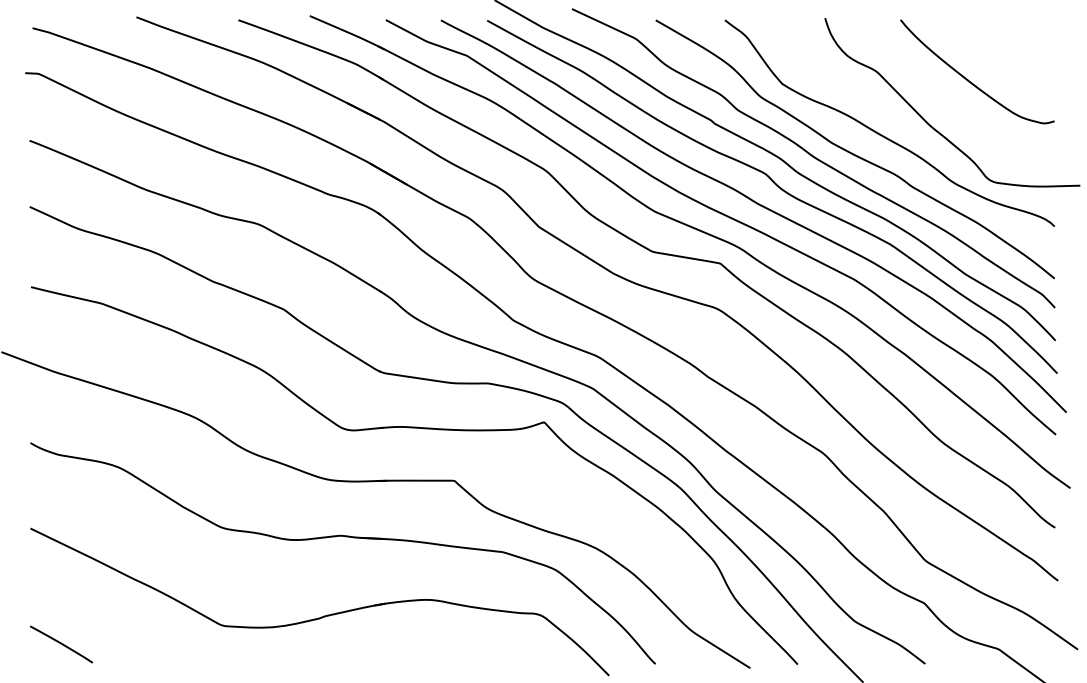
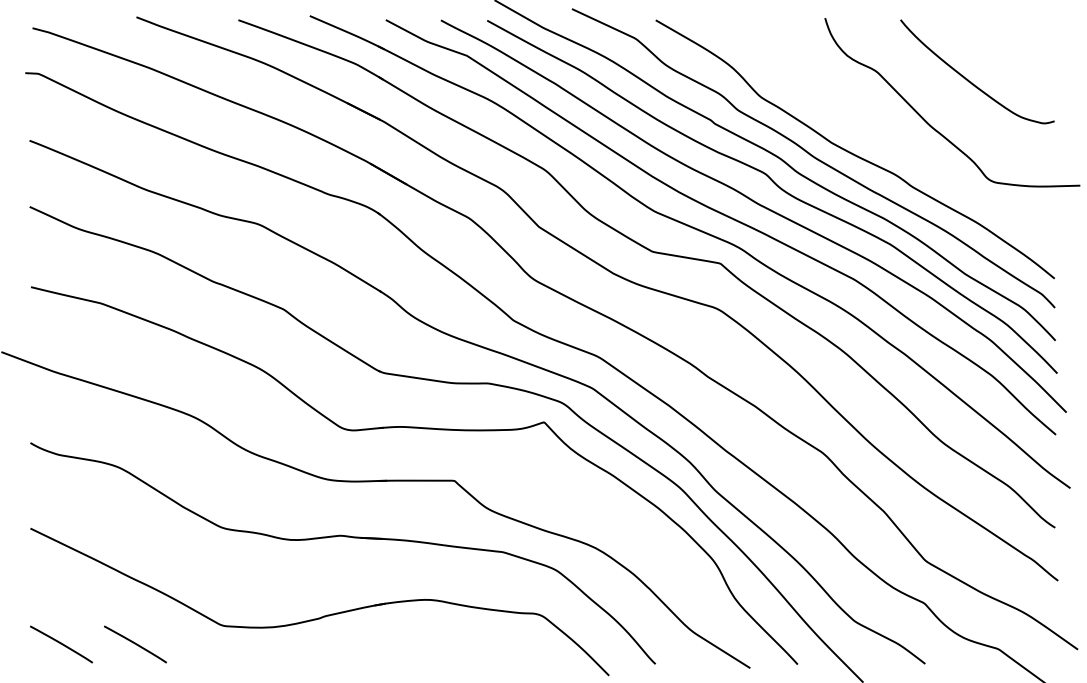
curve: present -> none (882, 134)
line: none -> present (135, 644)
